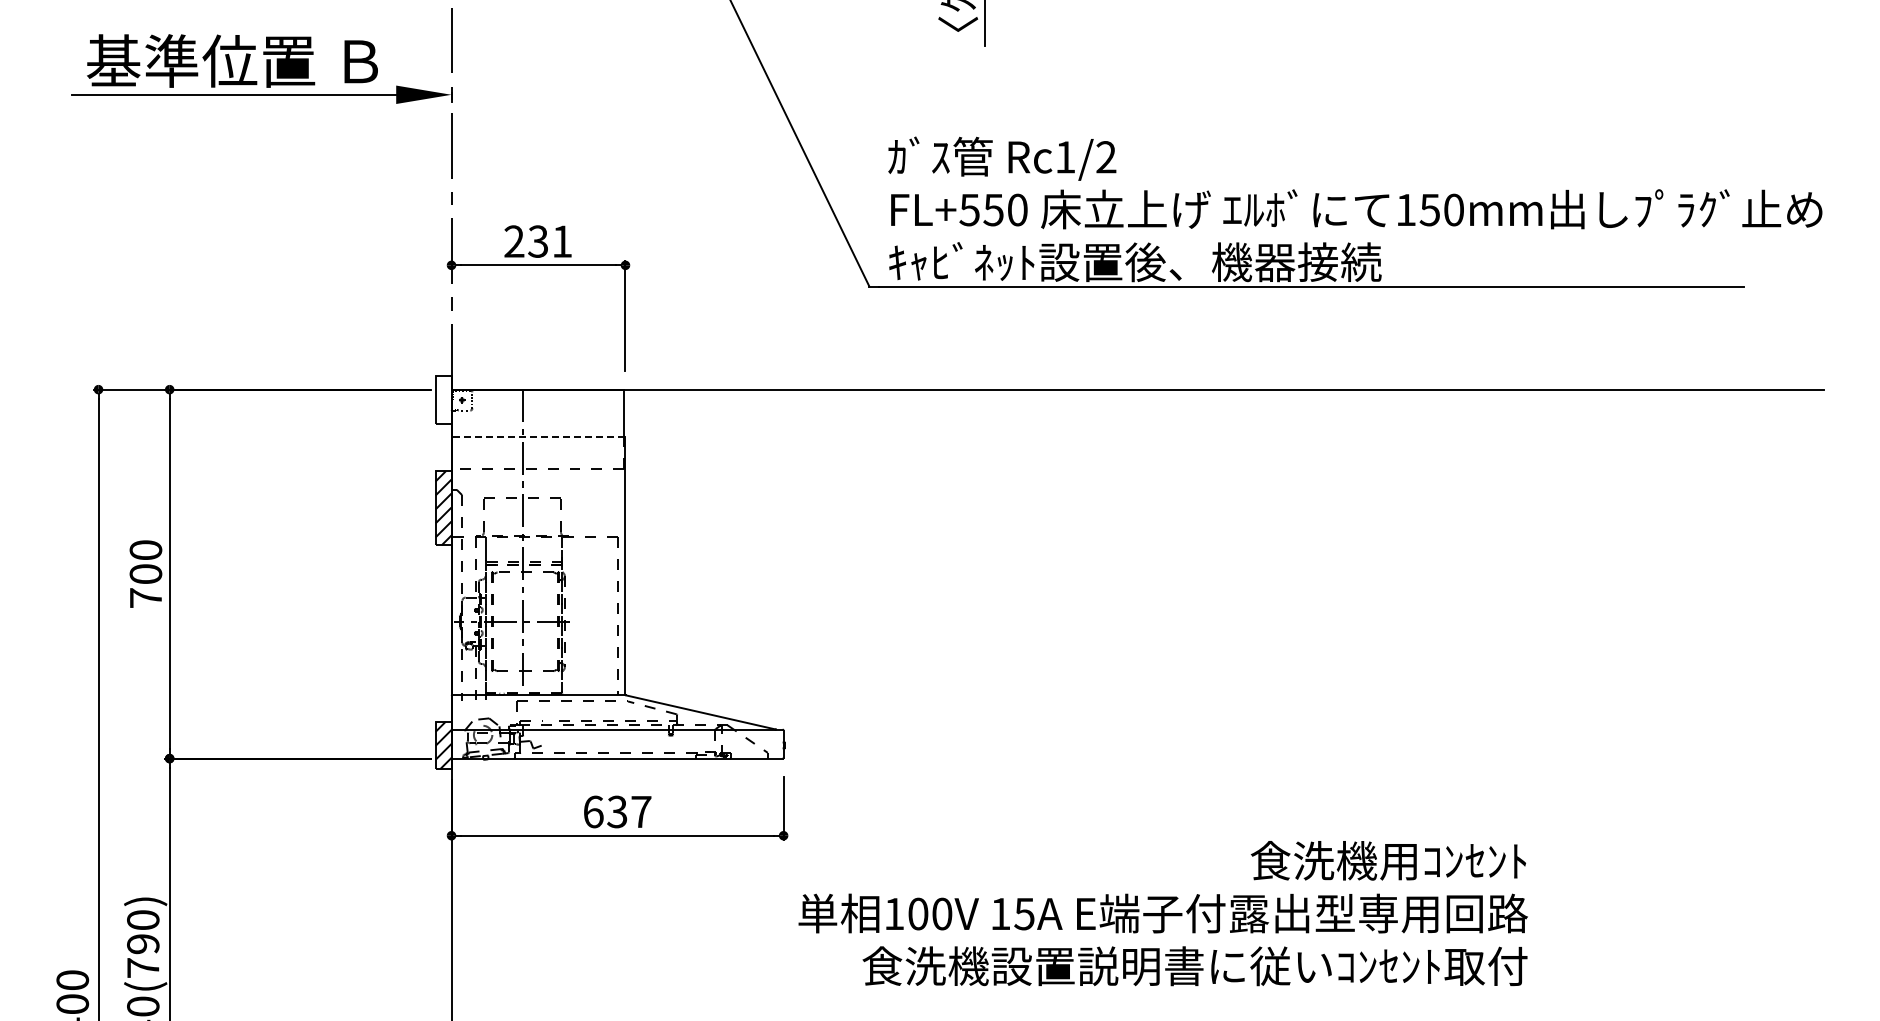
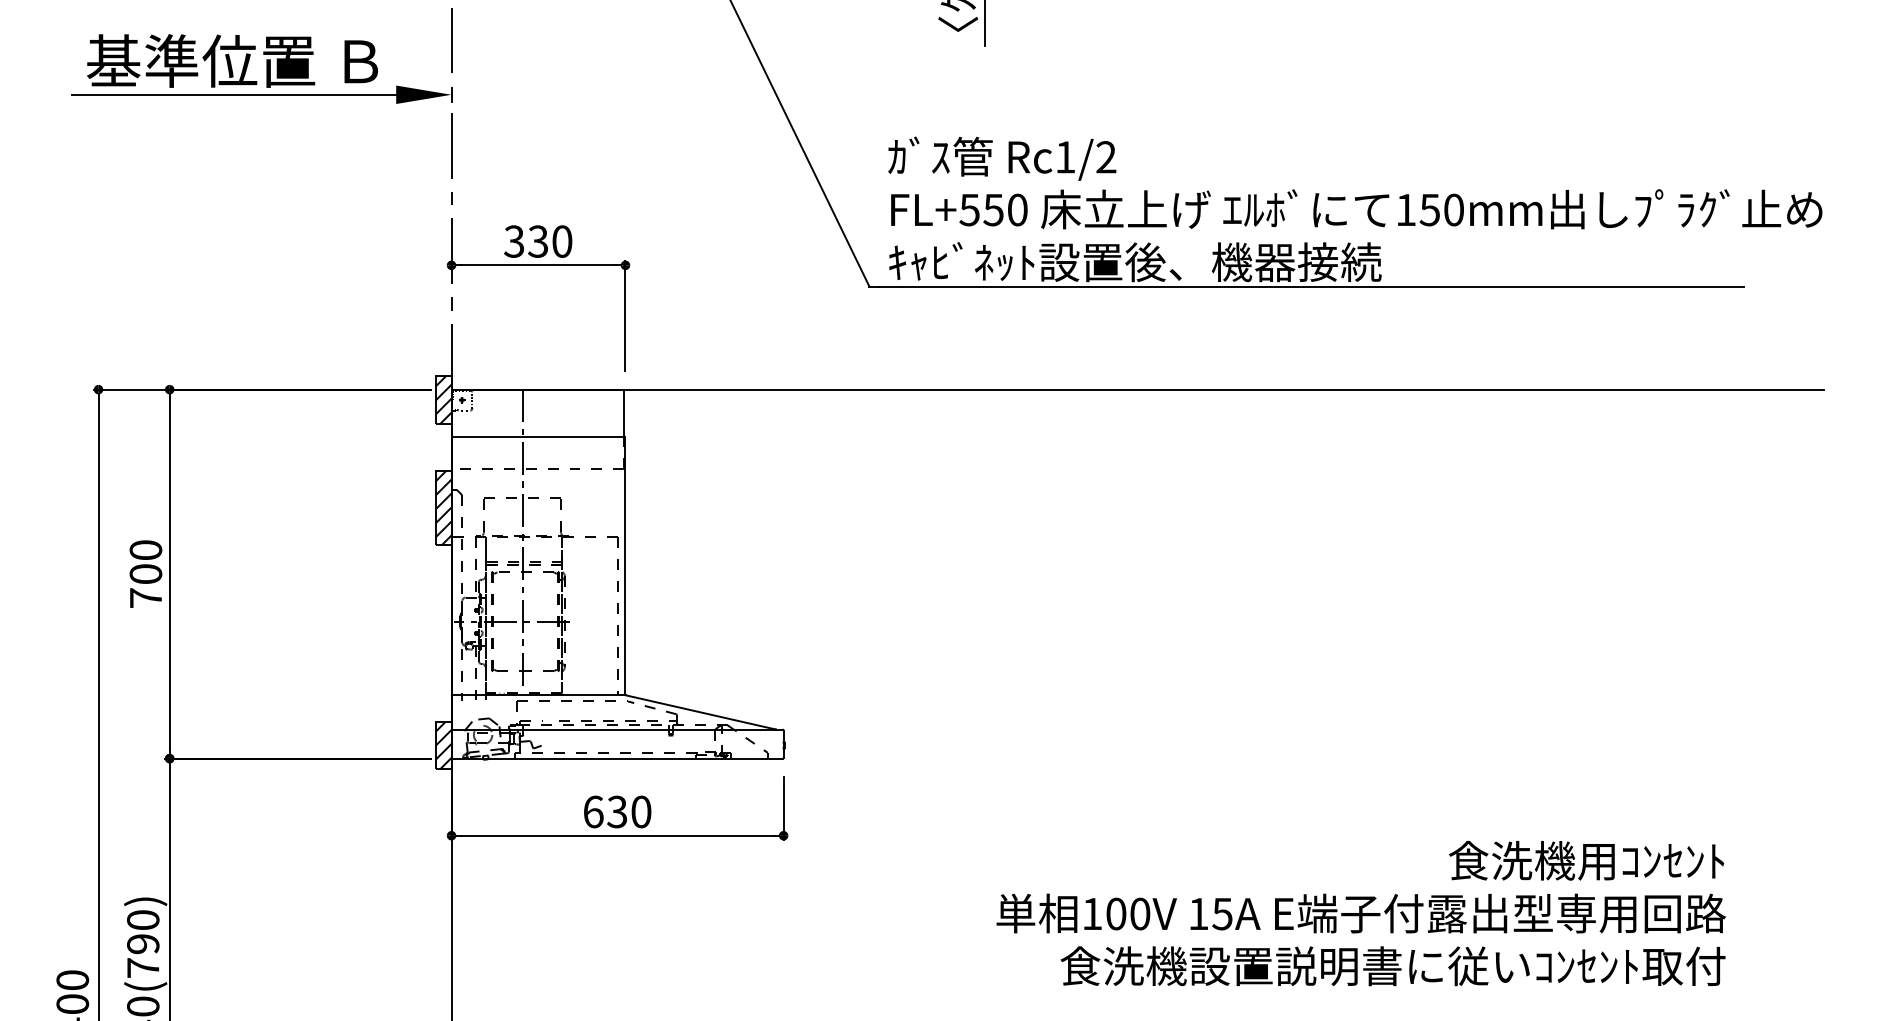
text: 231 -> 330 (538, 241)
hatch: none -> present (443, 399)
line: dashed -> solid (538, 437)
text: 637 -> 630 (641, 811)
text position: (1162, 913) -> (1360, 913) (1360, 913)
